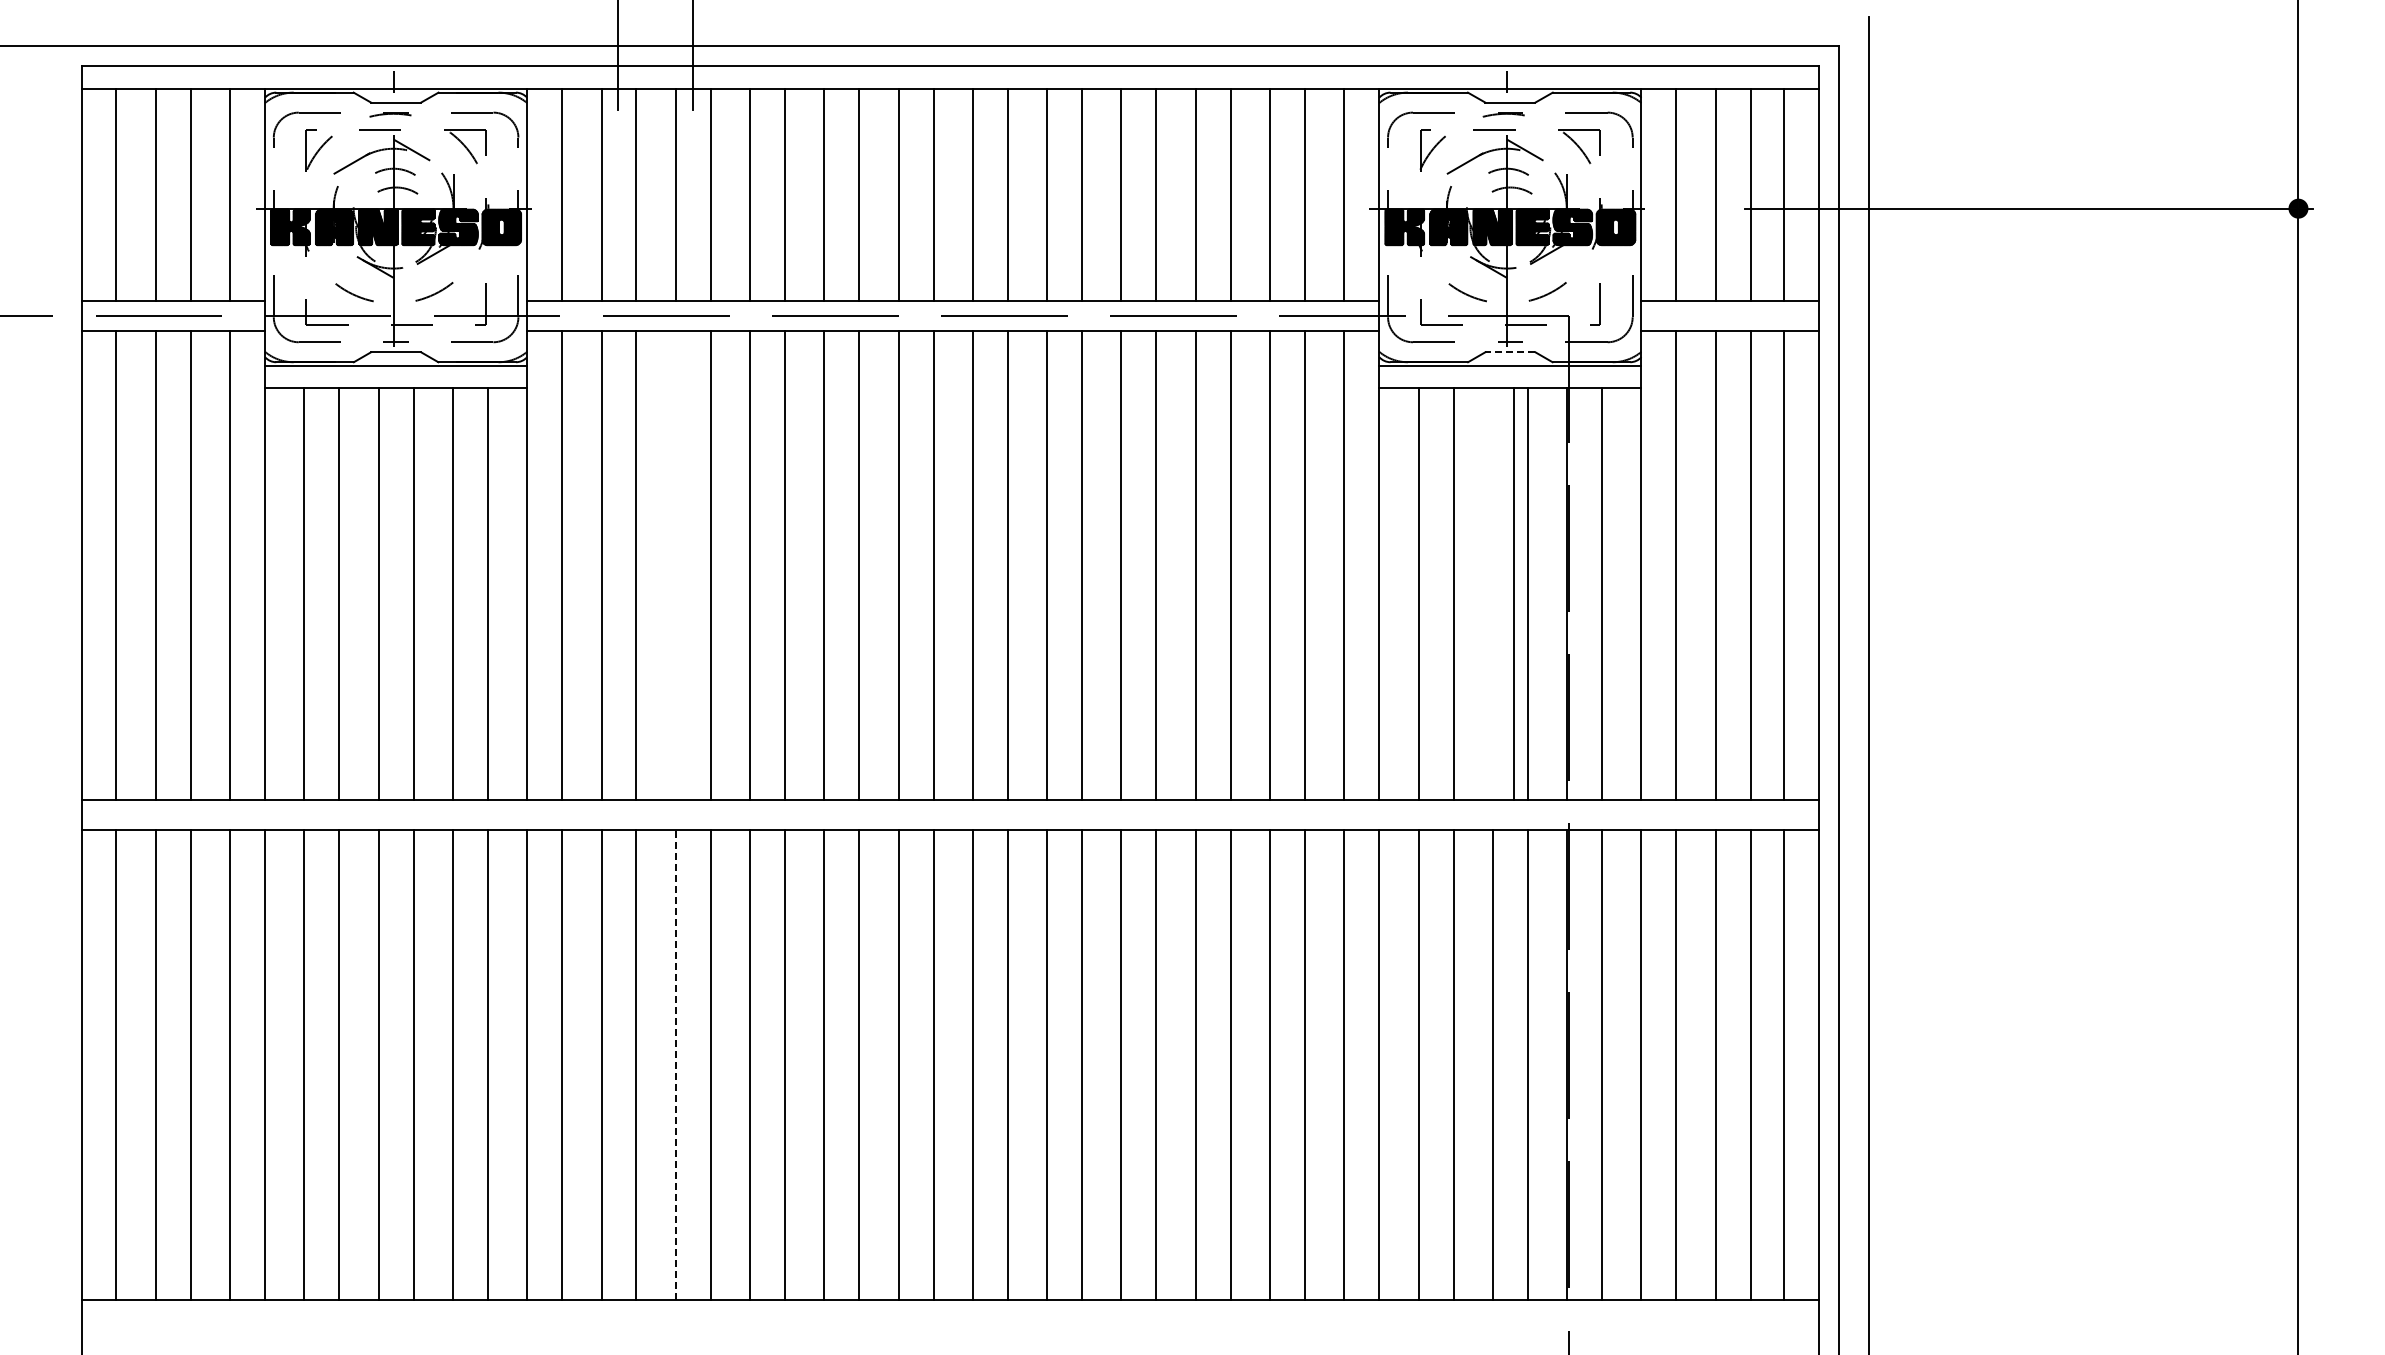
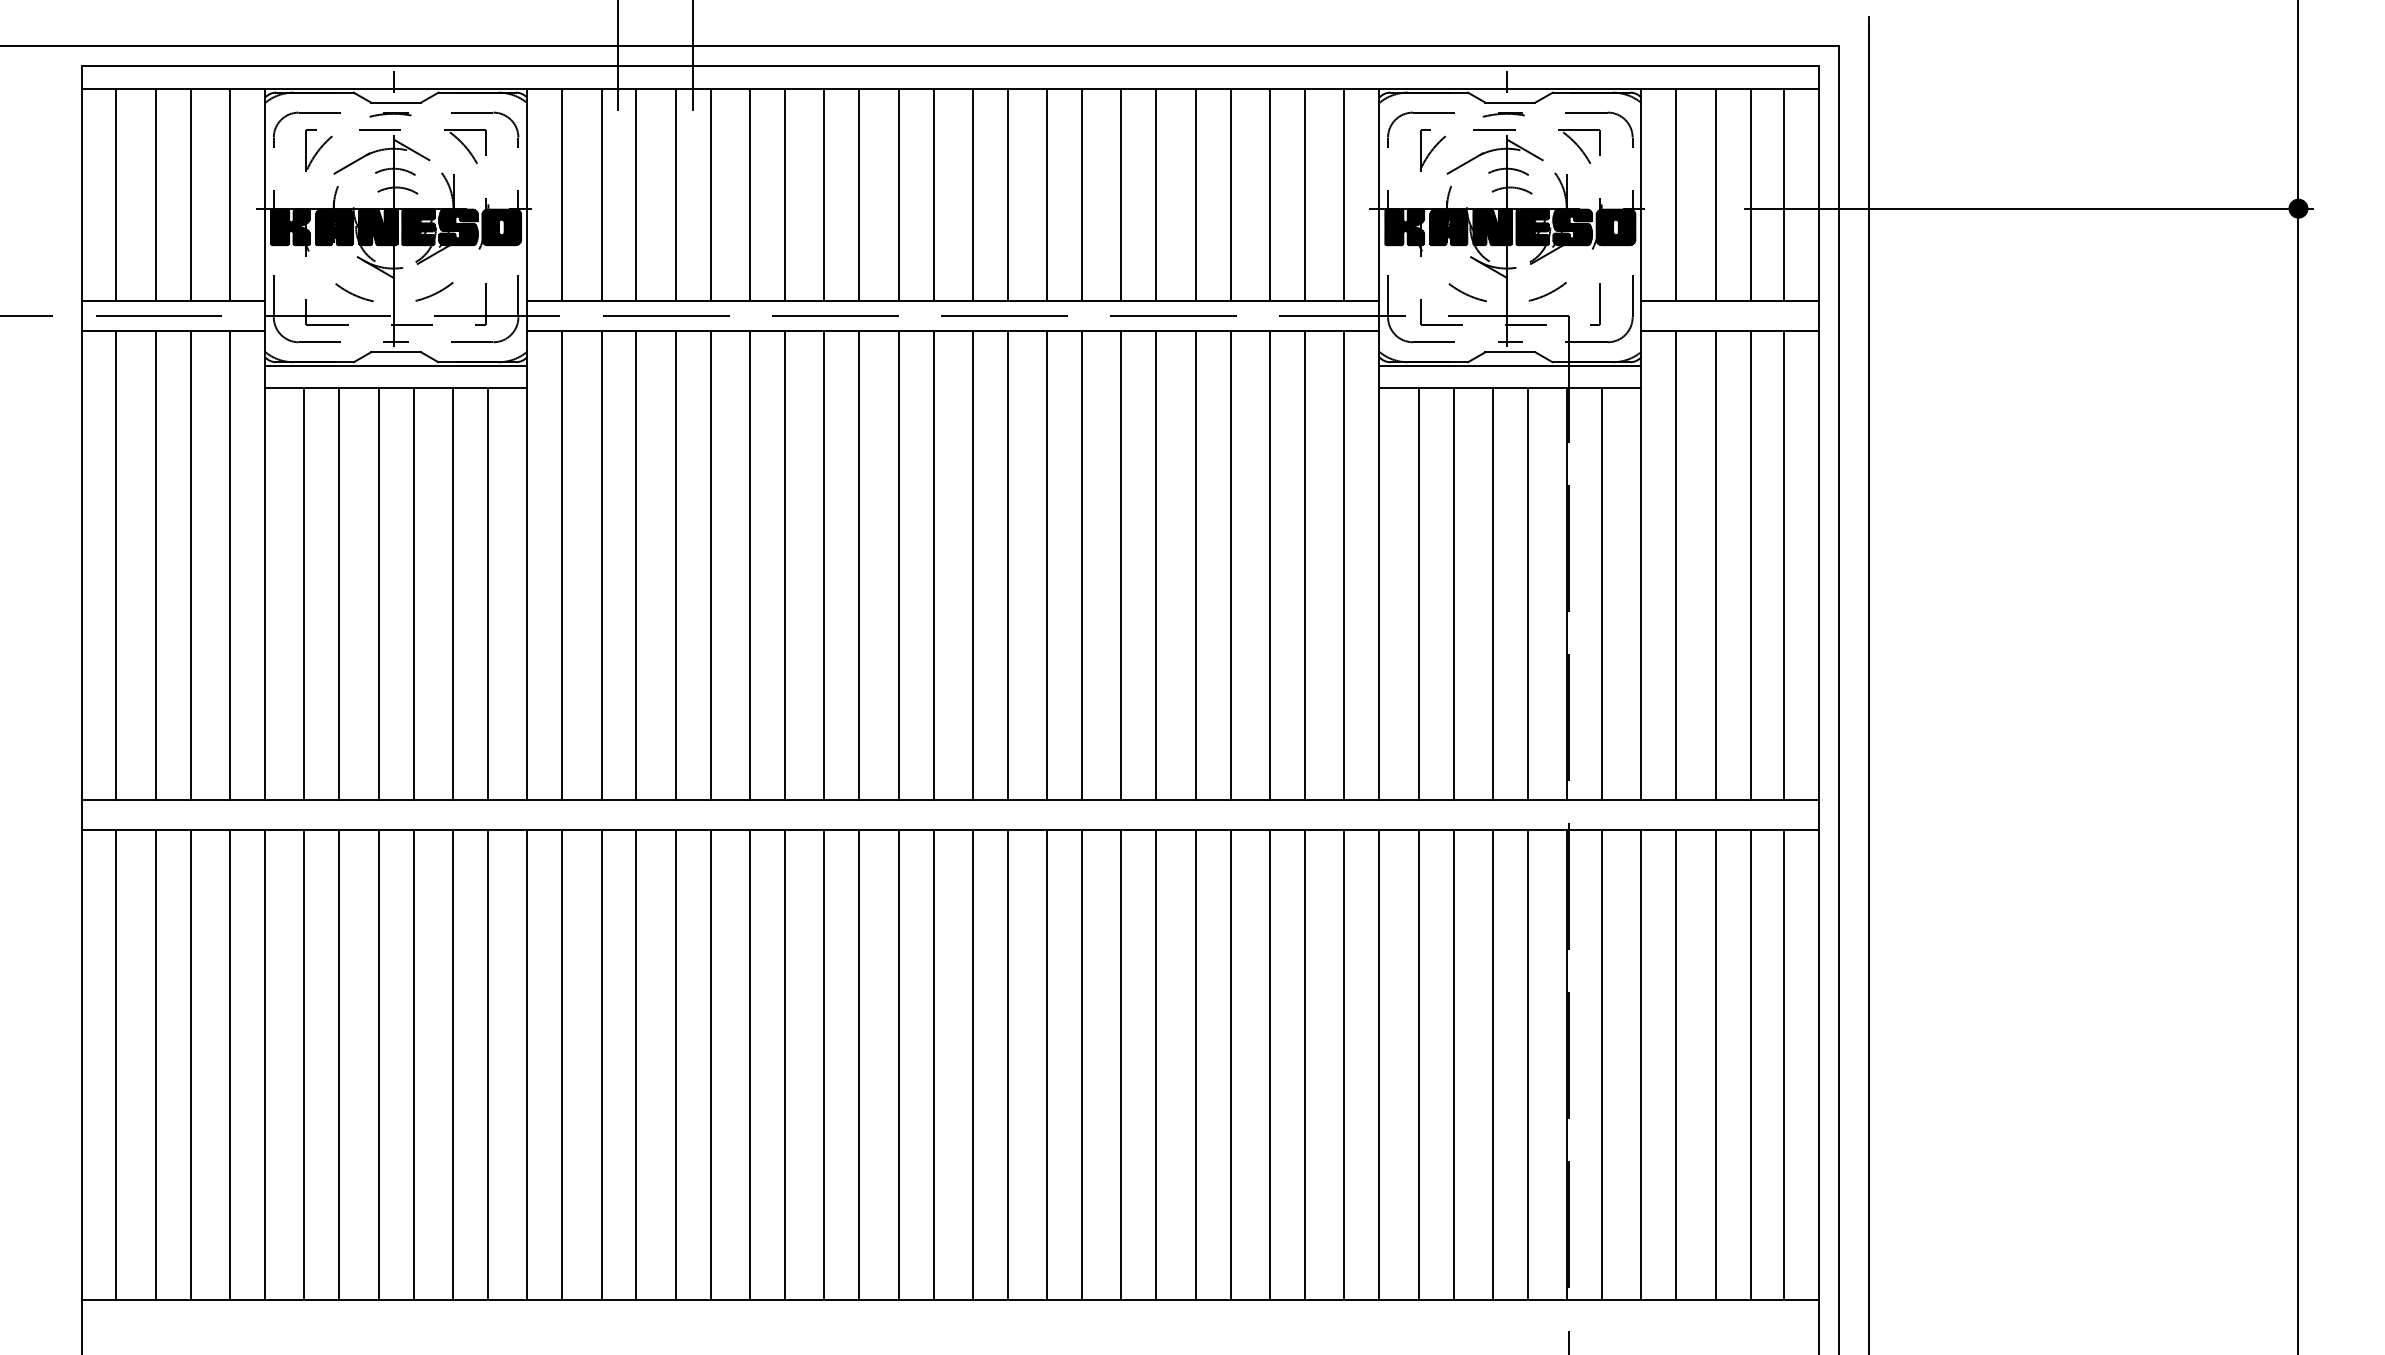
line: dashed -> solid (1510, 352)
line: none -> present (675, 565)
line position: (1513, 594) -> (1492, 594) (1492, 594)
line: dashed -> solid (675, 1064)
